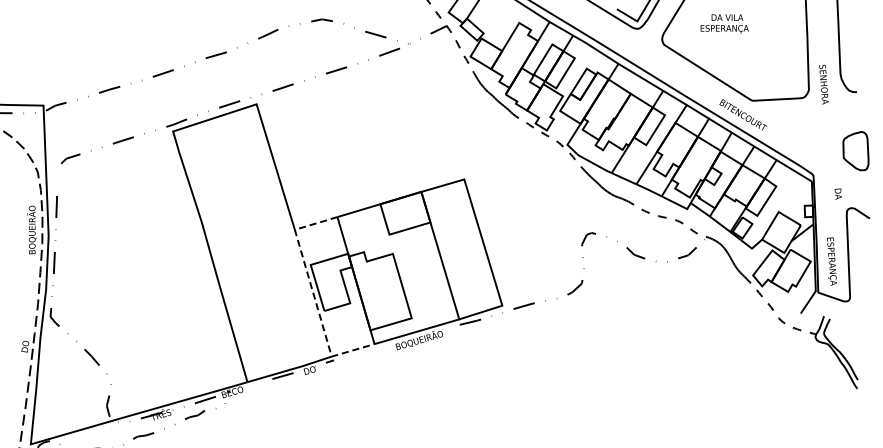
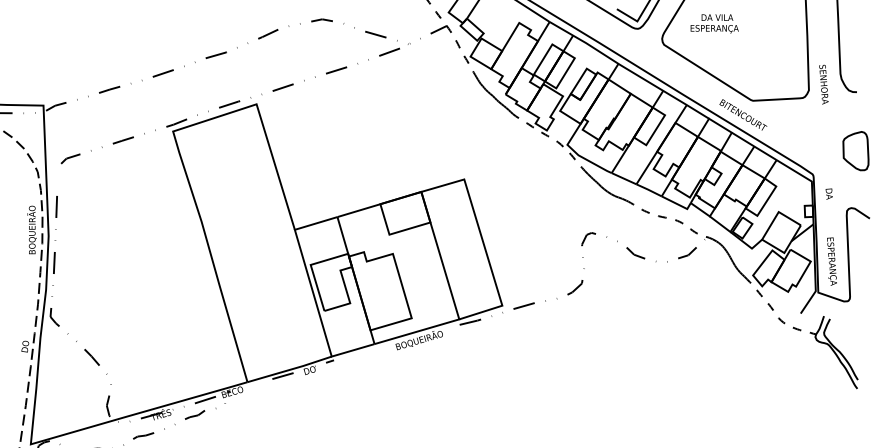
text position: (724, 23) -> (714, 23) (714, 23)
text position: (837, 193) -> (828, 193) (828, 193)
line: dashed -> solid (313, 293)
